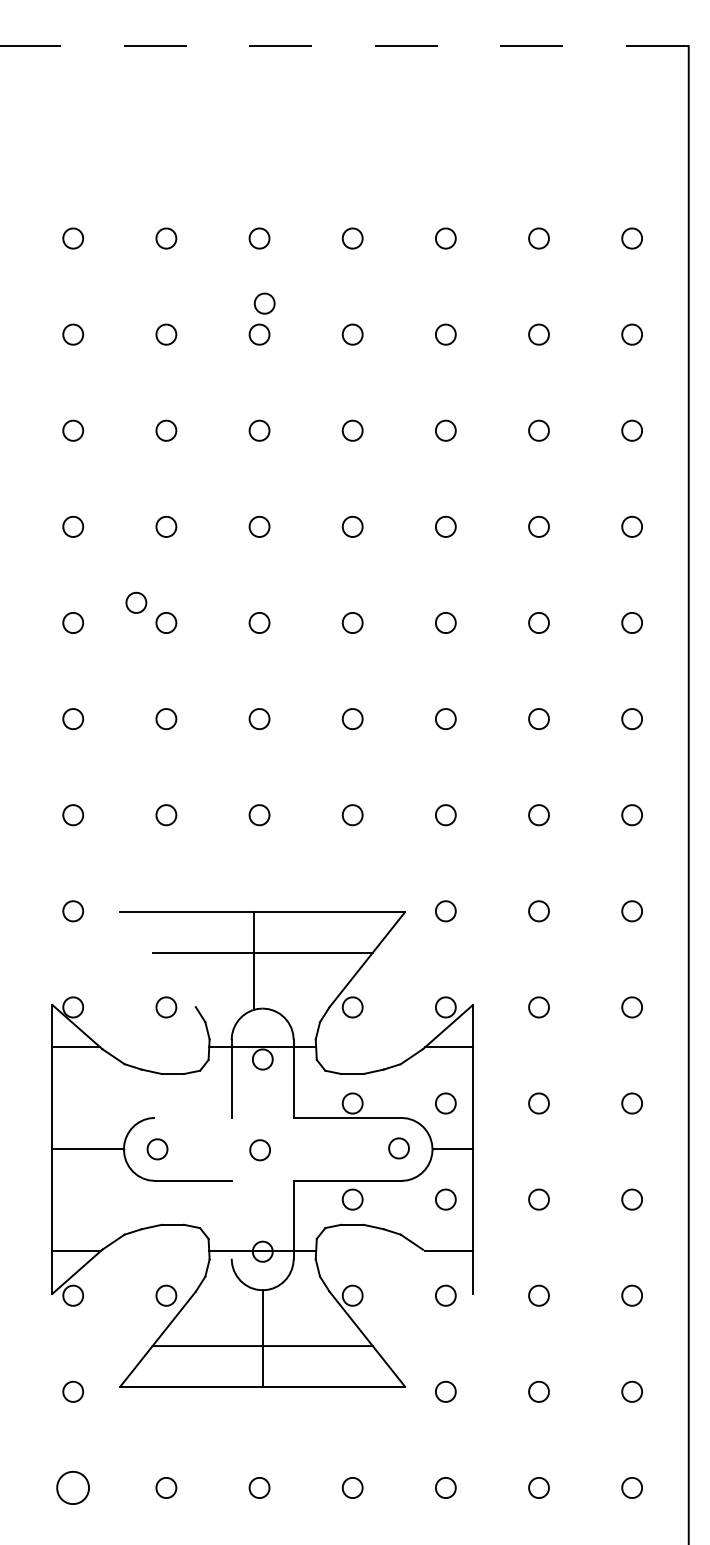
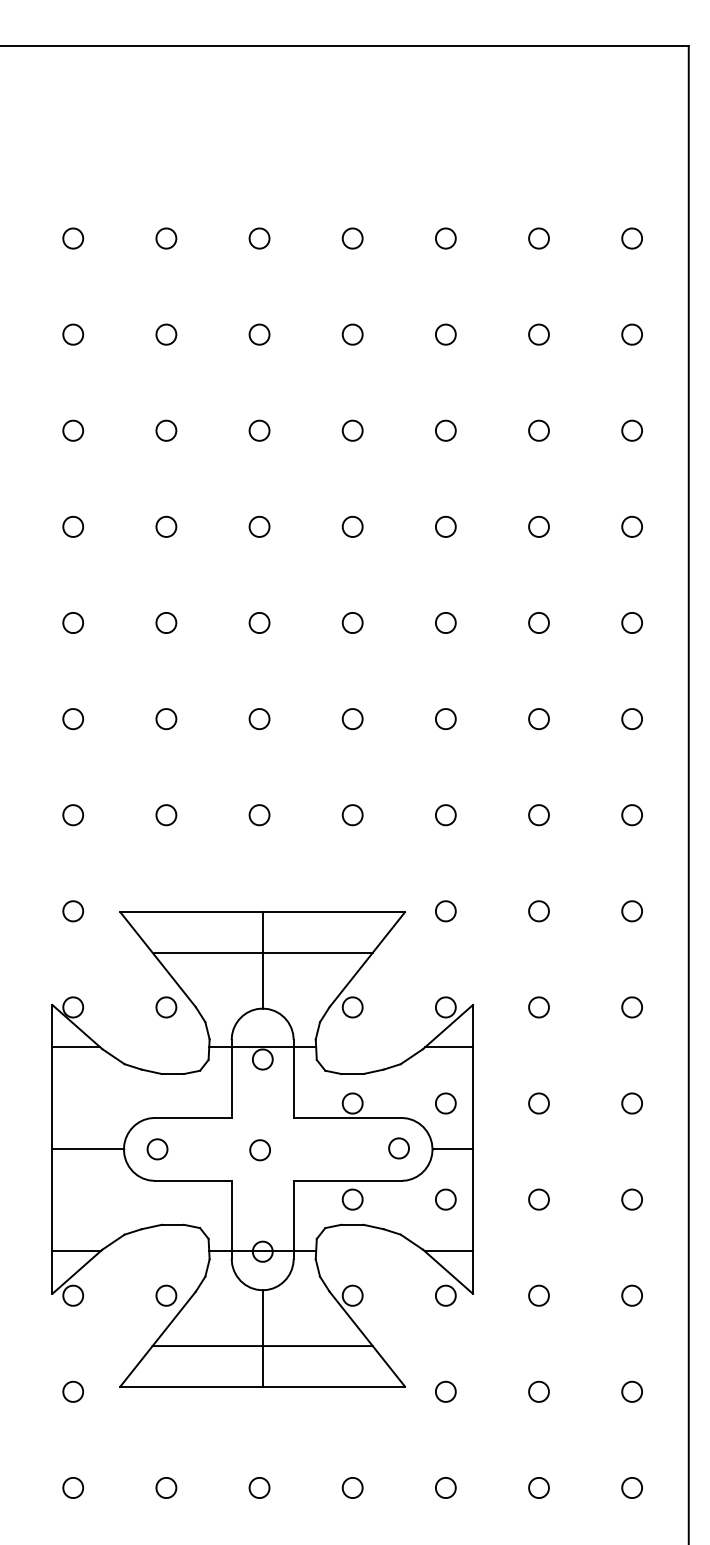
line: dashed -> solid (344, 46)
part: present -> none (264, 303)
part: present -> none (136, 602)
line: none -> present (157, 959)
line position: (253, 960) -> (262, 960) (262, 960)
line: none -> present (192, 1117)
line: none -> present (231, 1219)
line: none -> present (447, 1271)
part size: 34x34 px -> 23x22 px (73, 1487)
